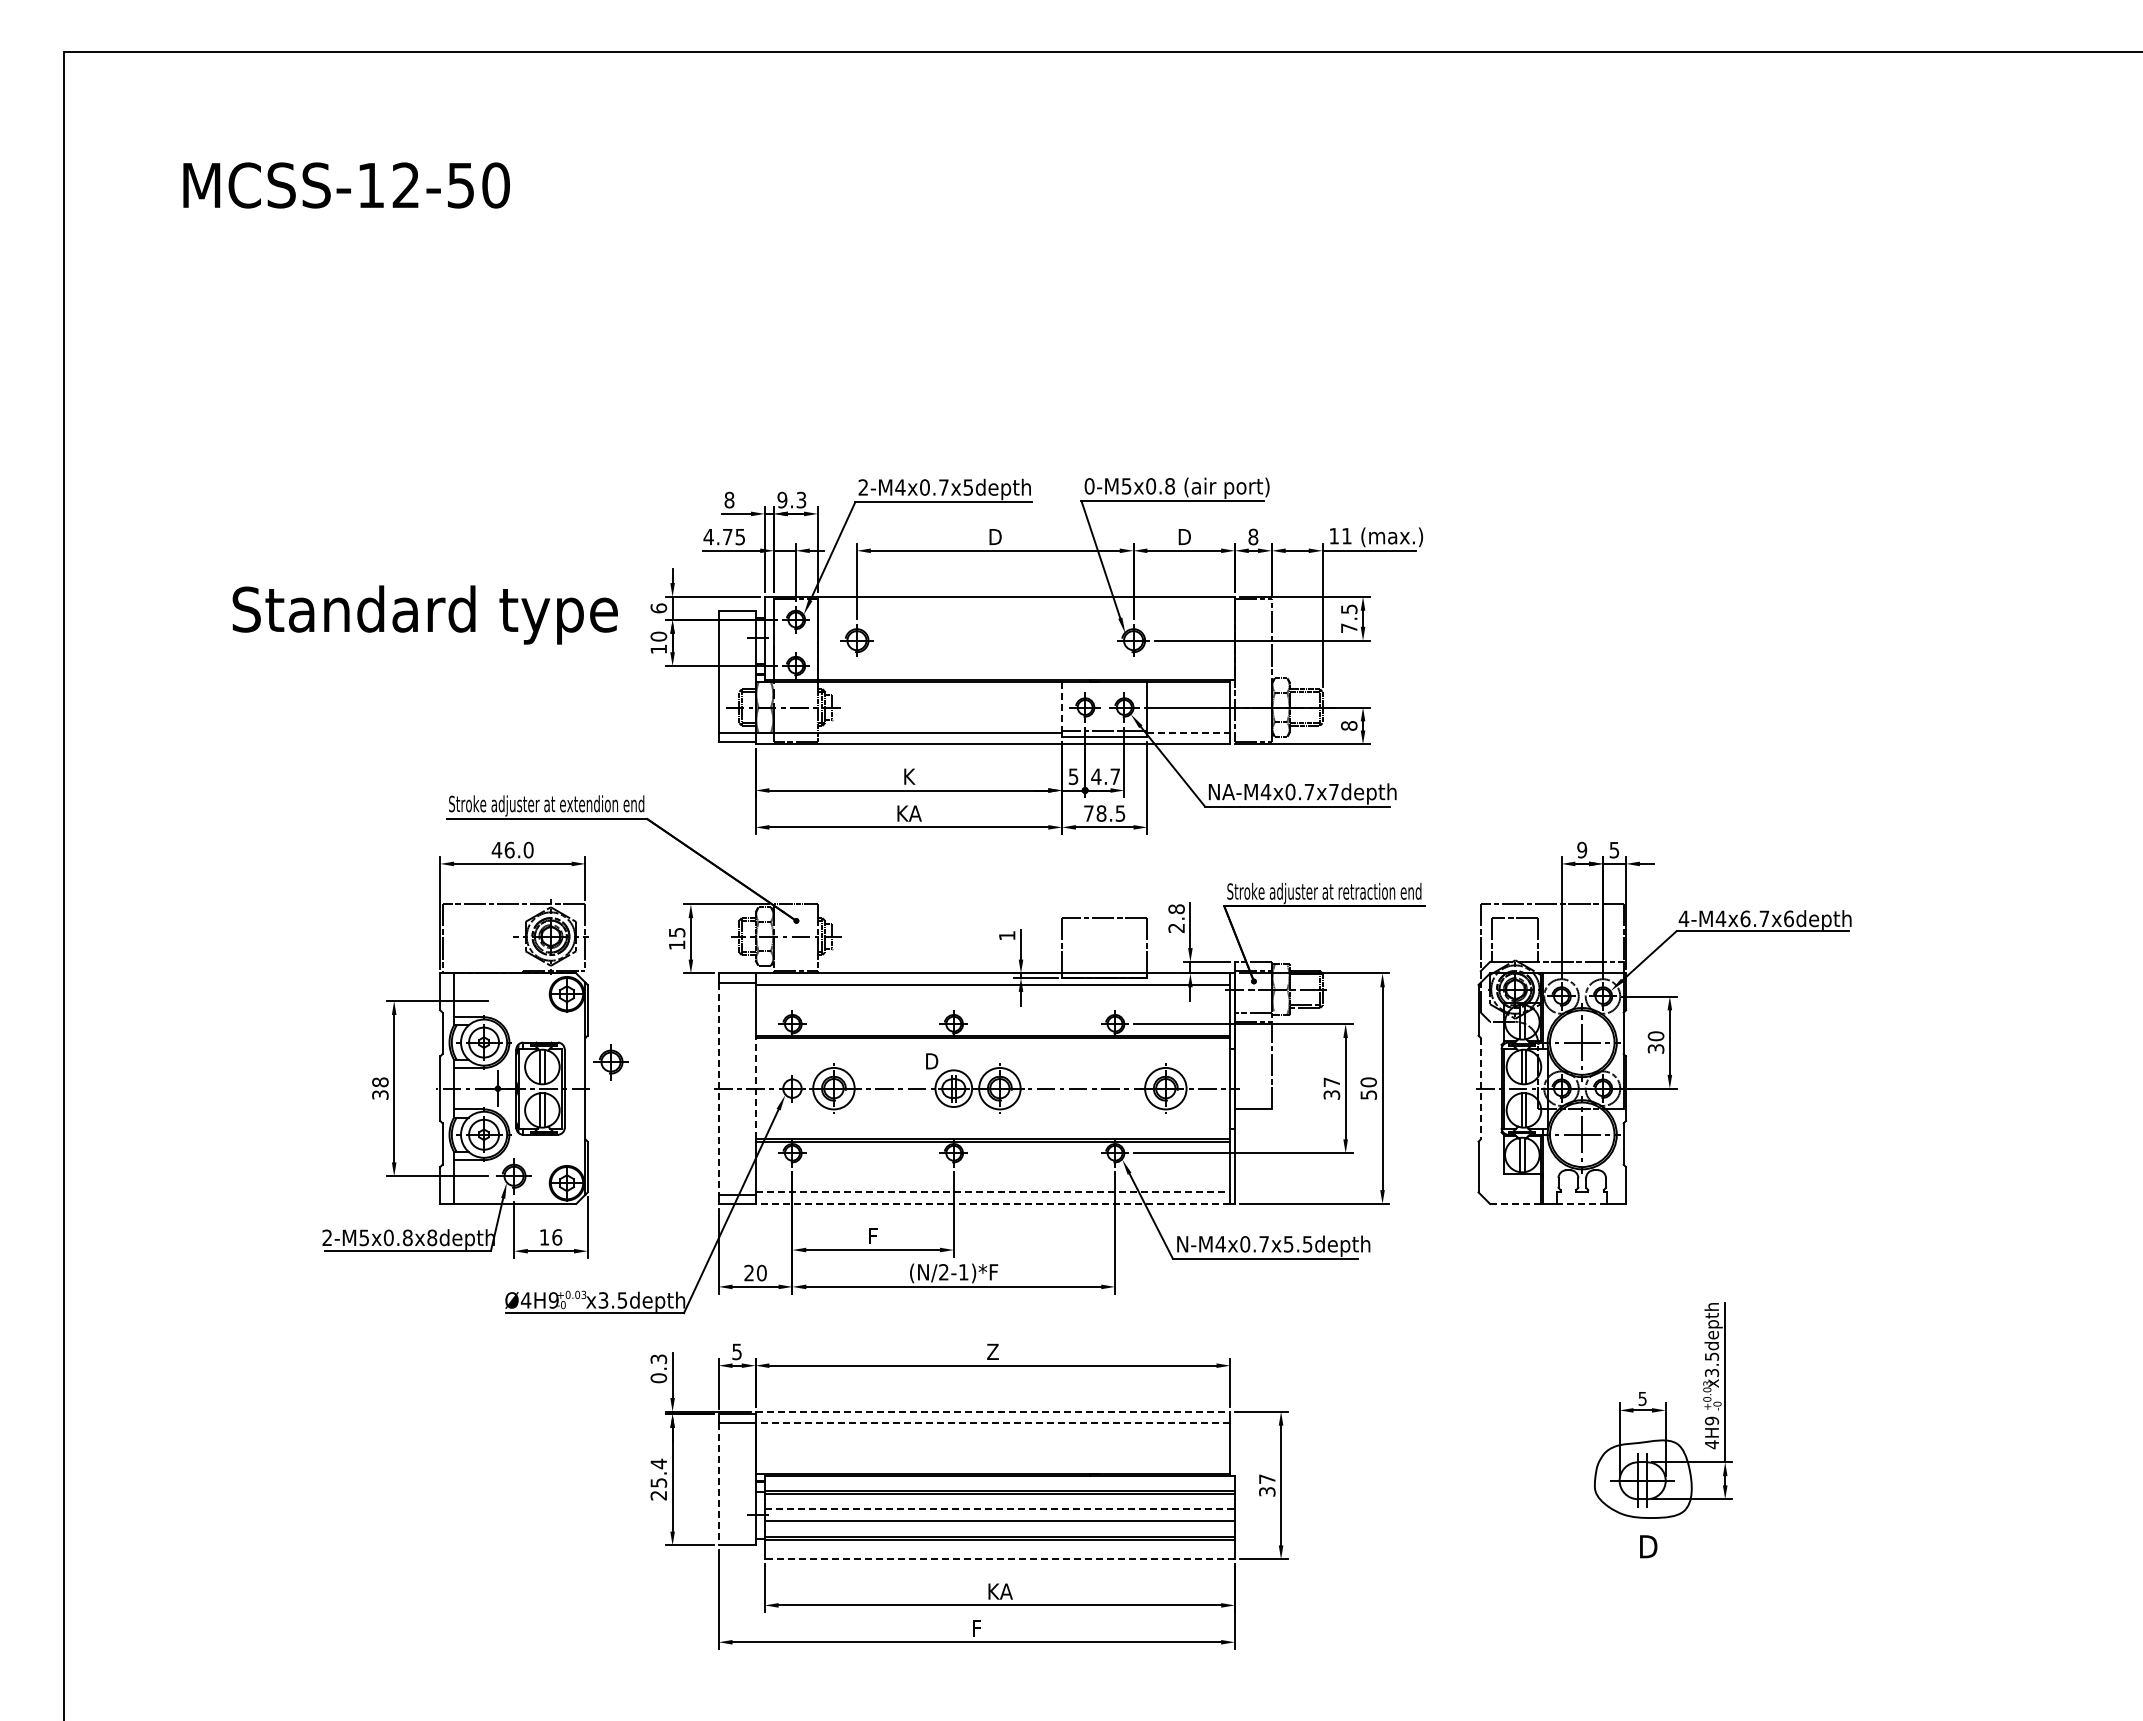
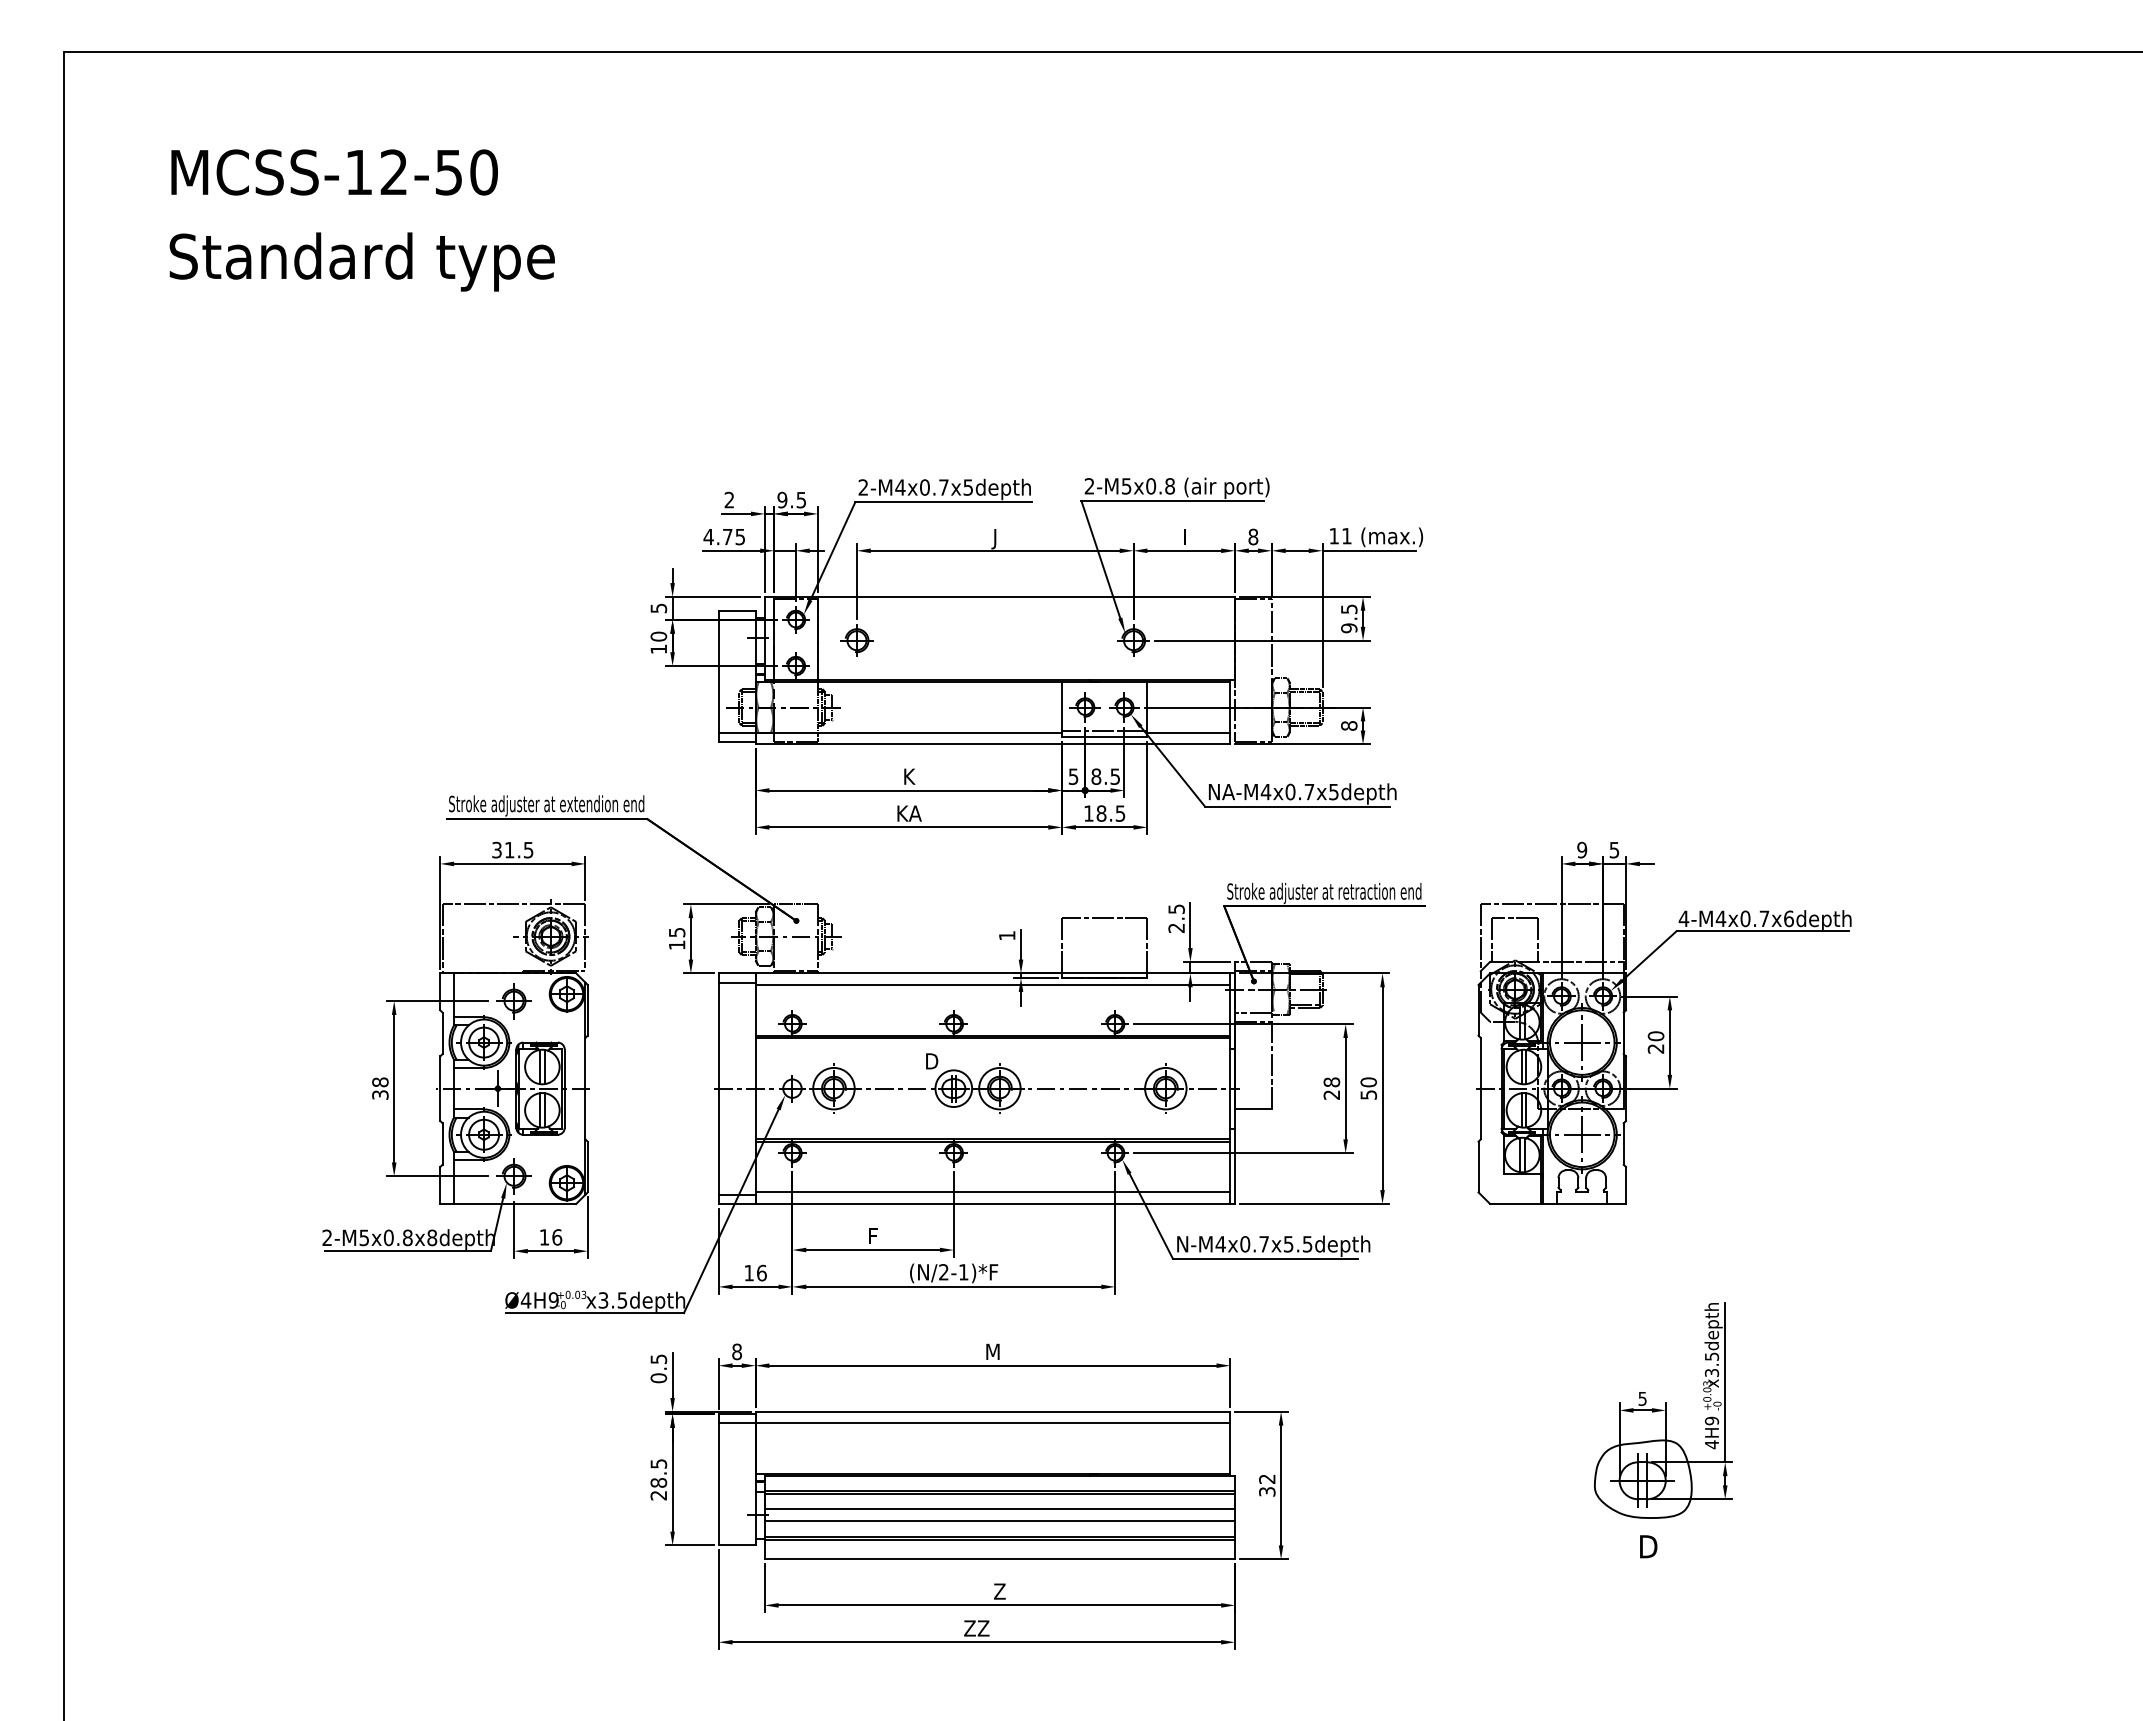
text position: (346, 185) -> (334, 172) (334, 172)
text: 0-M5x0.8 -> 2-M5x0.8 (1089, 486)
text: 9.3 -> 9.5 (801, 499)
text: 8 -> 2 (729, 500)
text: D -> I (1184, 537)
text: D -> J (995, 539)
text: 6 -> 5 (658, 608)
text position: (424, 614) -> (361, 261) (361, 261)
text: 7.5 -> 9.5 (1349, 628)
line: dashed -> solid (1062, 707)
line: dashed -> solid (1189, 732)
text: 4.7 -> 8.5 (1105, 776)
text: NA-M4x0.7x7depth -> NA-M4x0.7x5depth (1333, 792)
text: 78.5 -> 18.5 (1088, 813)
text: 46.0 -> 31.5 (512, 849)
text: 2.8 -> 2.5 (1176, 909)
text: 4-M4x6.7x6depth -> 4-M4x0.7x6depth (1745, 918)
text: 30 -> 20 (1656, 1048)
part position: (610, 1062) -> (513, 1001) (513, 1001)
line: dashed -> solid (755, 1088)
text: 37 -> 28 (1331, 1088)
line: dashed -> solid (1480, 1088)
line: dashed -> solid (718, 1089)
line: dashed -> solid (993, 1192)
line: dashed -> solid (992, 1203)
line: dashed -> solid (1514, 1203)
line: dashed -> solid (1582, 1203)
text: 20 -> 16 (755, 1272)
text: 5 -> 8 (737, 1351)
text: Z -> M (992, 1351)
text: 0.3 -> 0.5 (658, 1358)
line: dashed -> solid (993, 1411)
line: dashed -> solid (992, 1423)
text: 25.4 -> 28.5 (658, 1472)
text: 37 -> 32 (1267, 1478)
line: dashed -> solid (718, 1484)
line: dashed -> solid (1000, 1509)
line: dashed -> solid (999, 1559)
text: KA -> Z (1000, 1591)
text: F -> ZZ (976, 1628)
